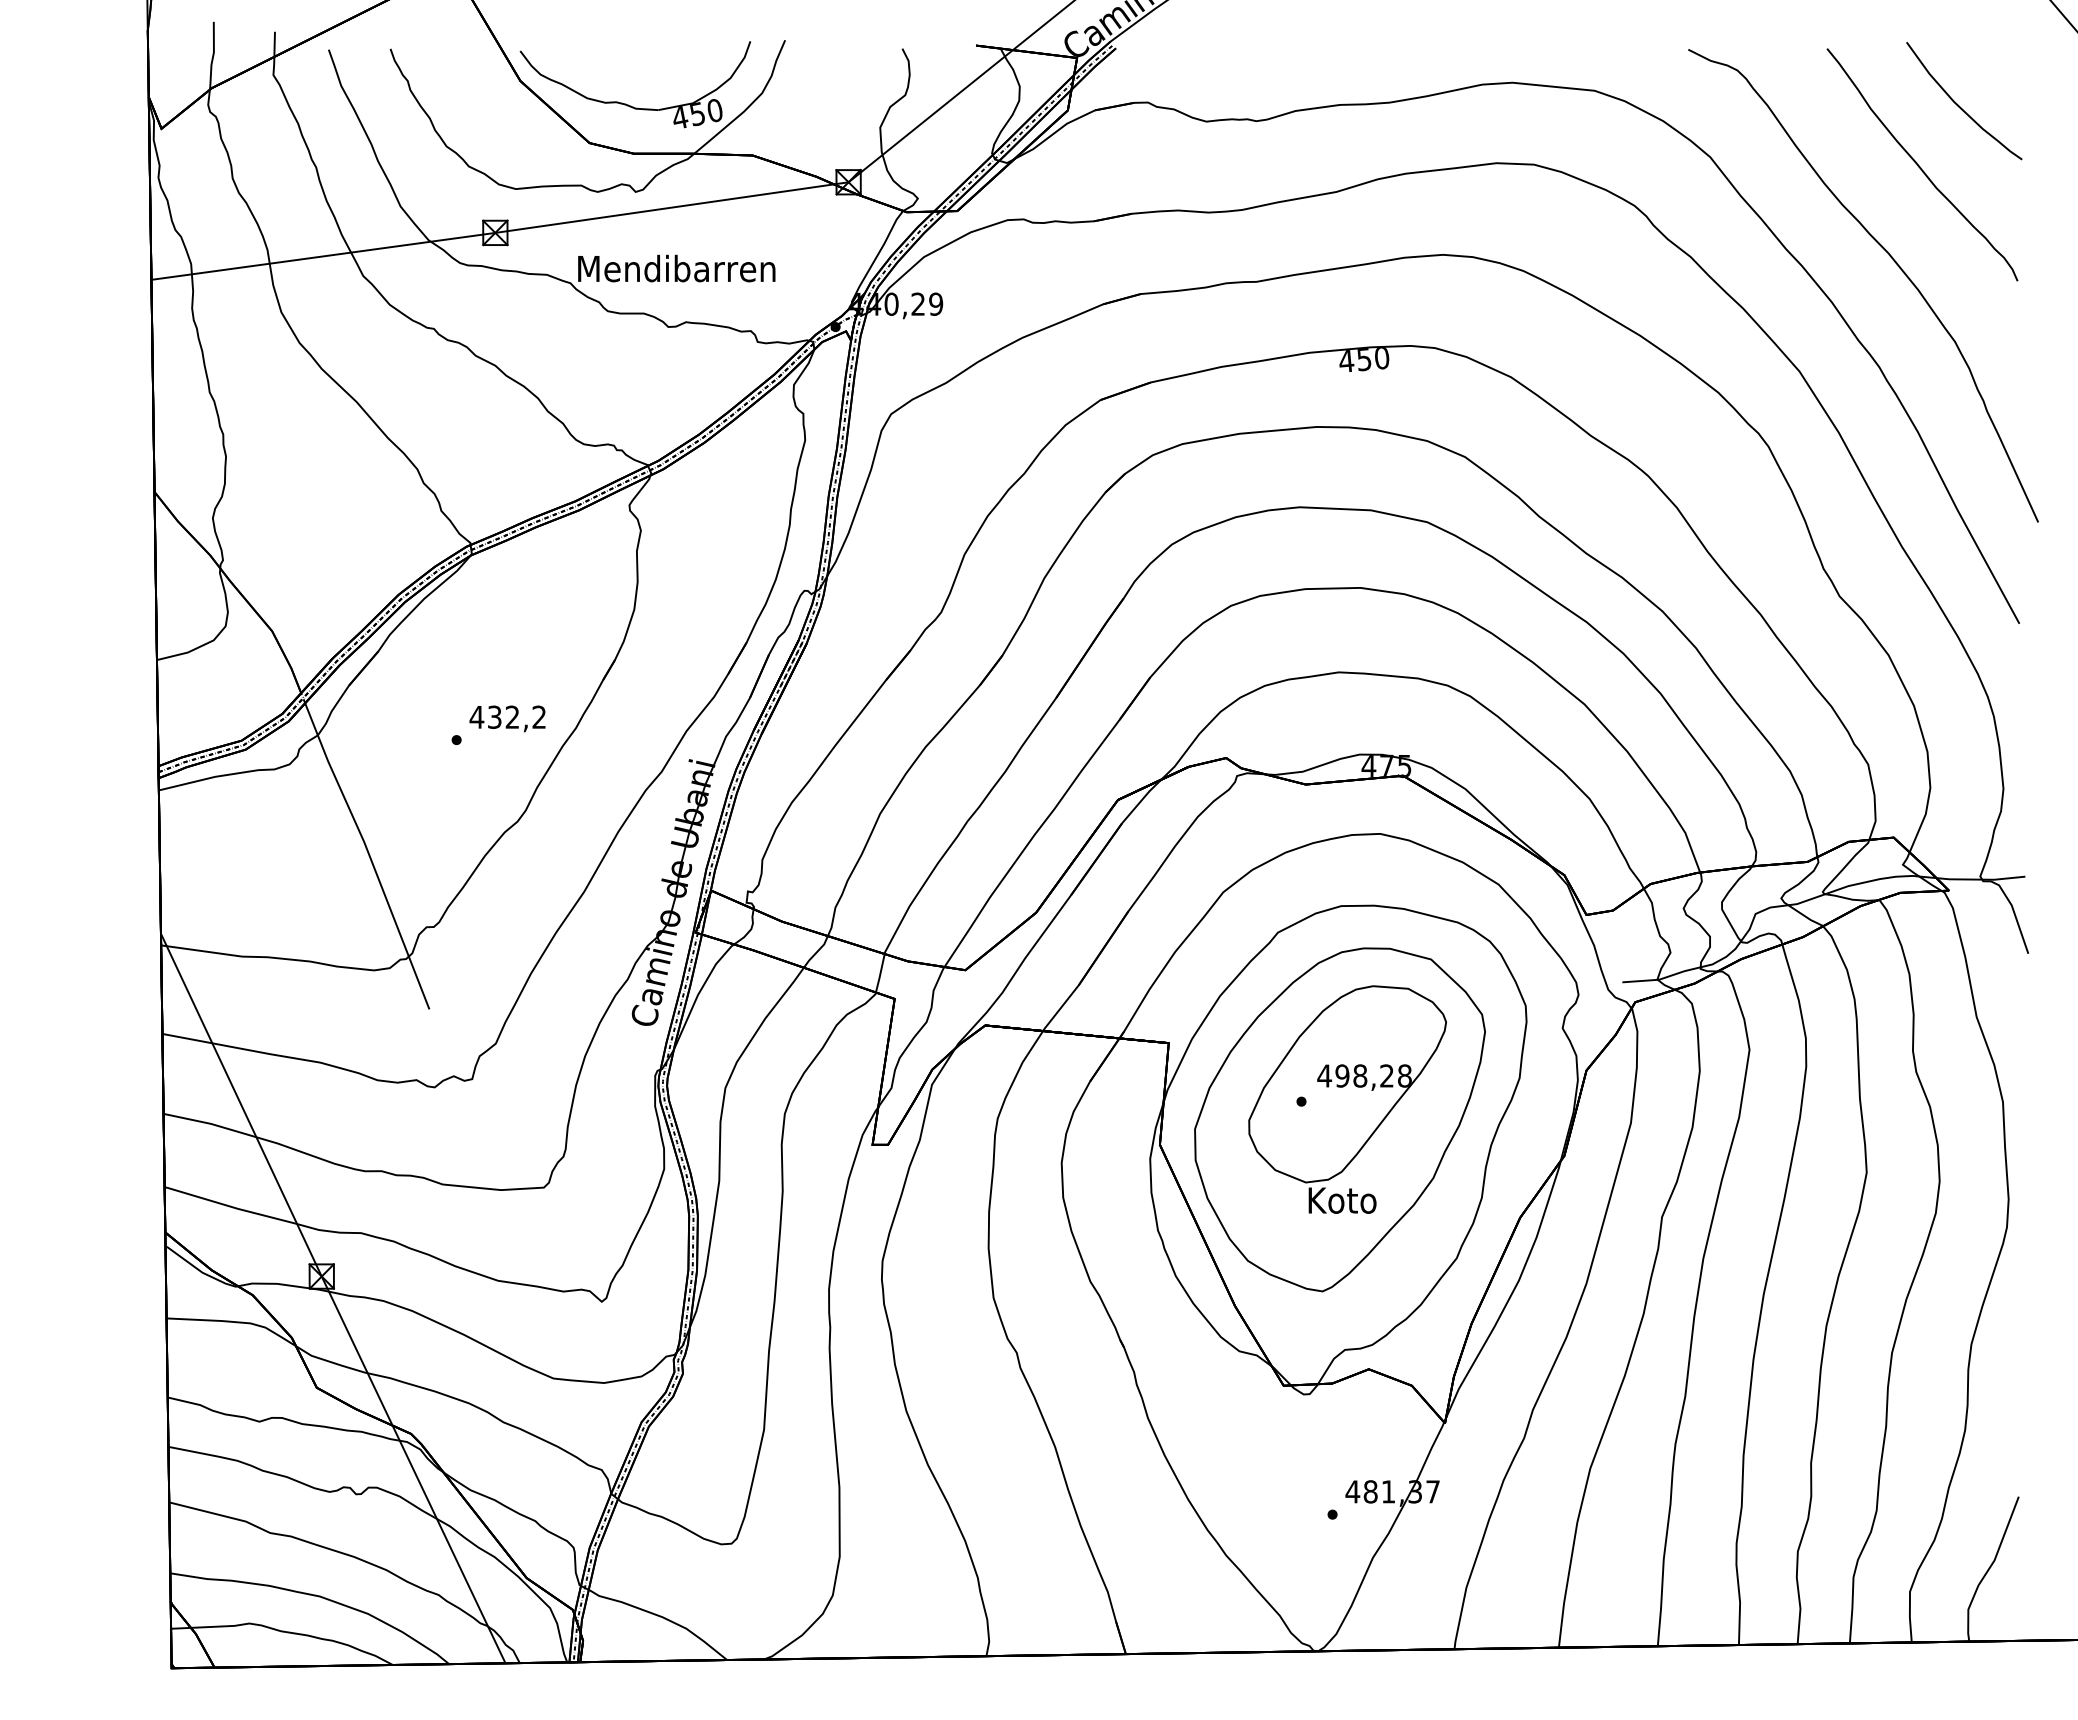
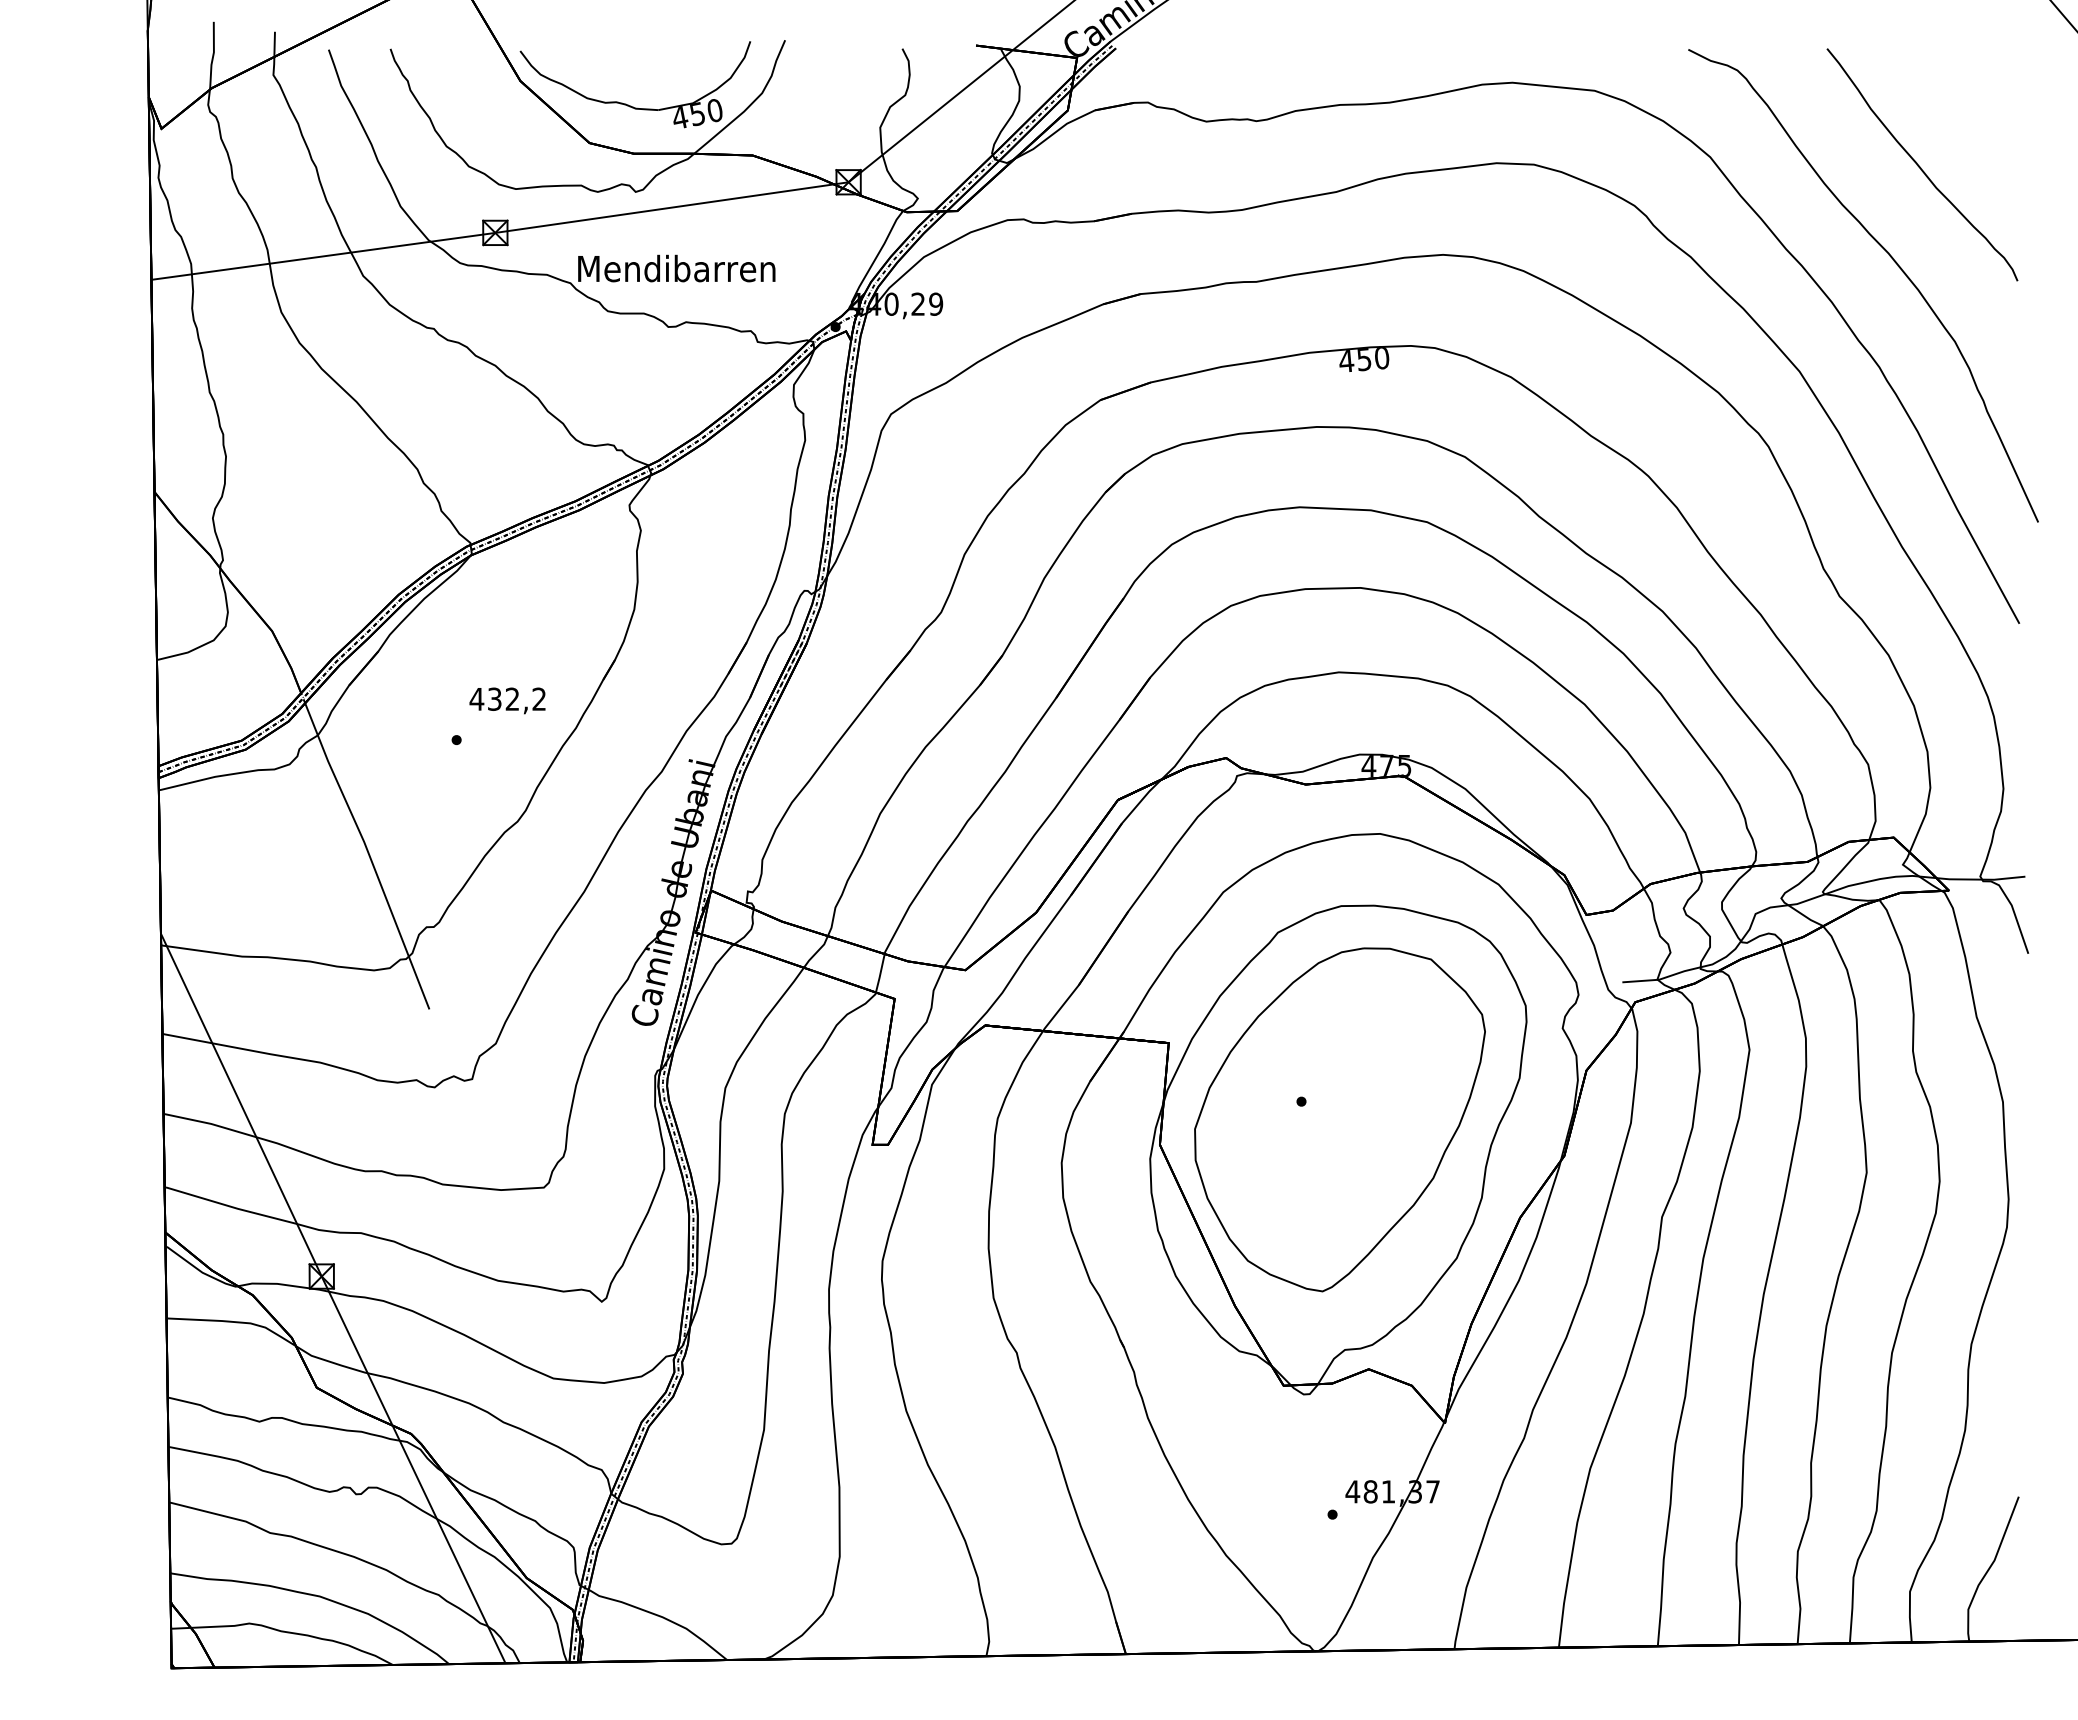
curve: present -> none (1959, 105)
text position: (507, 718) -> (507, 700) (507, 700)
part: present -> none (1347, 1099)
